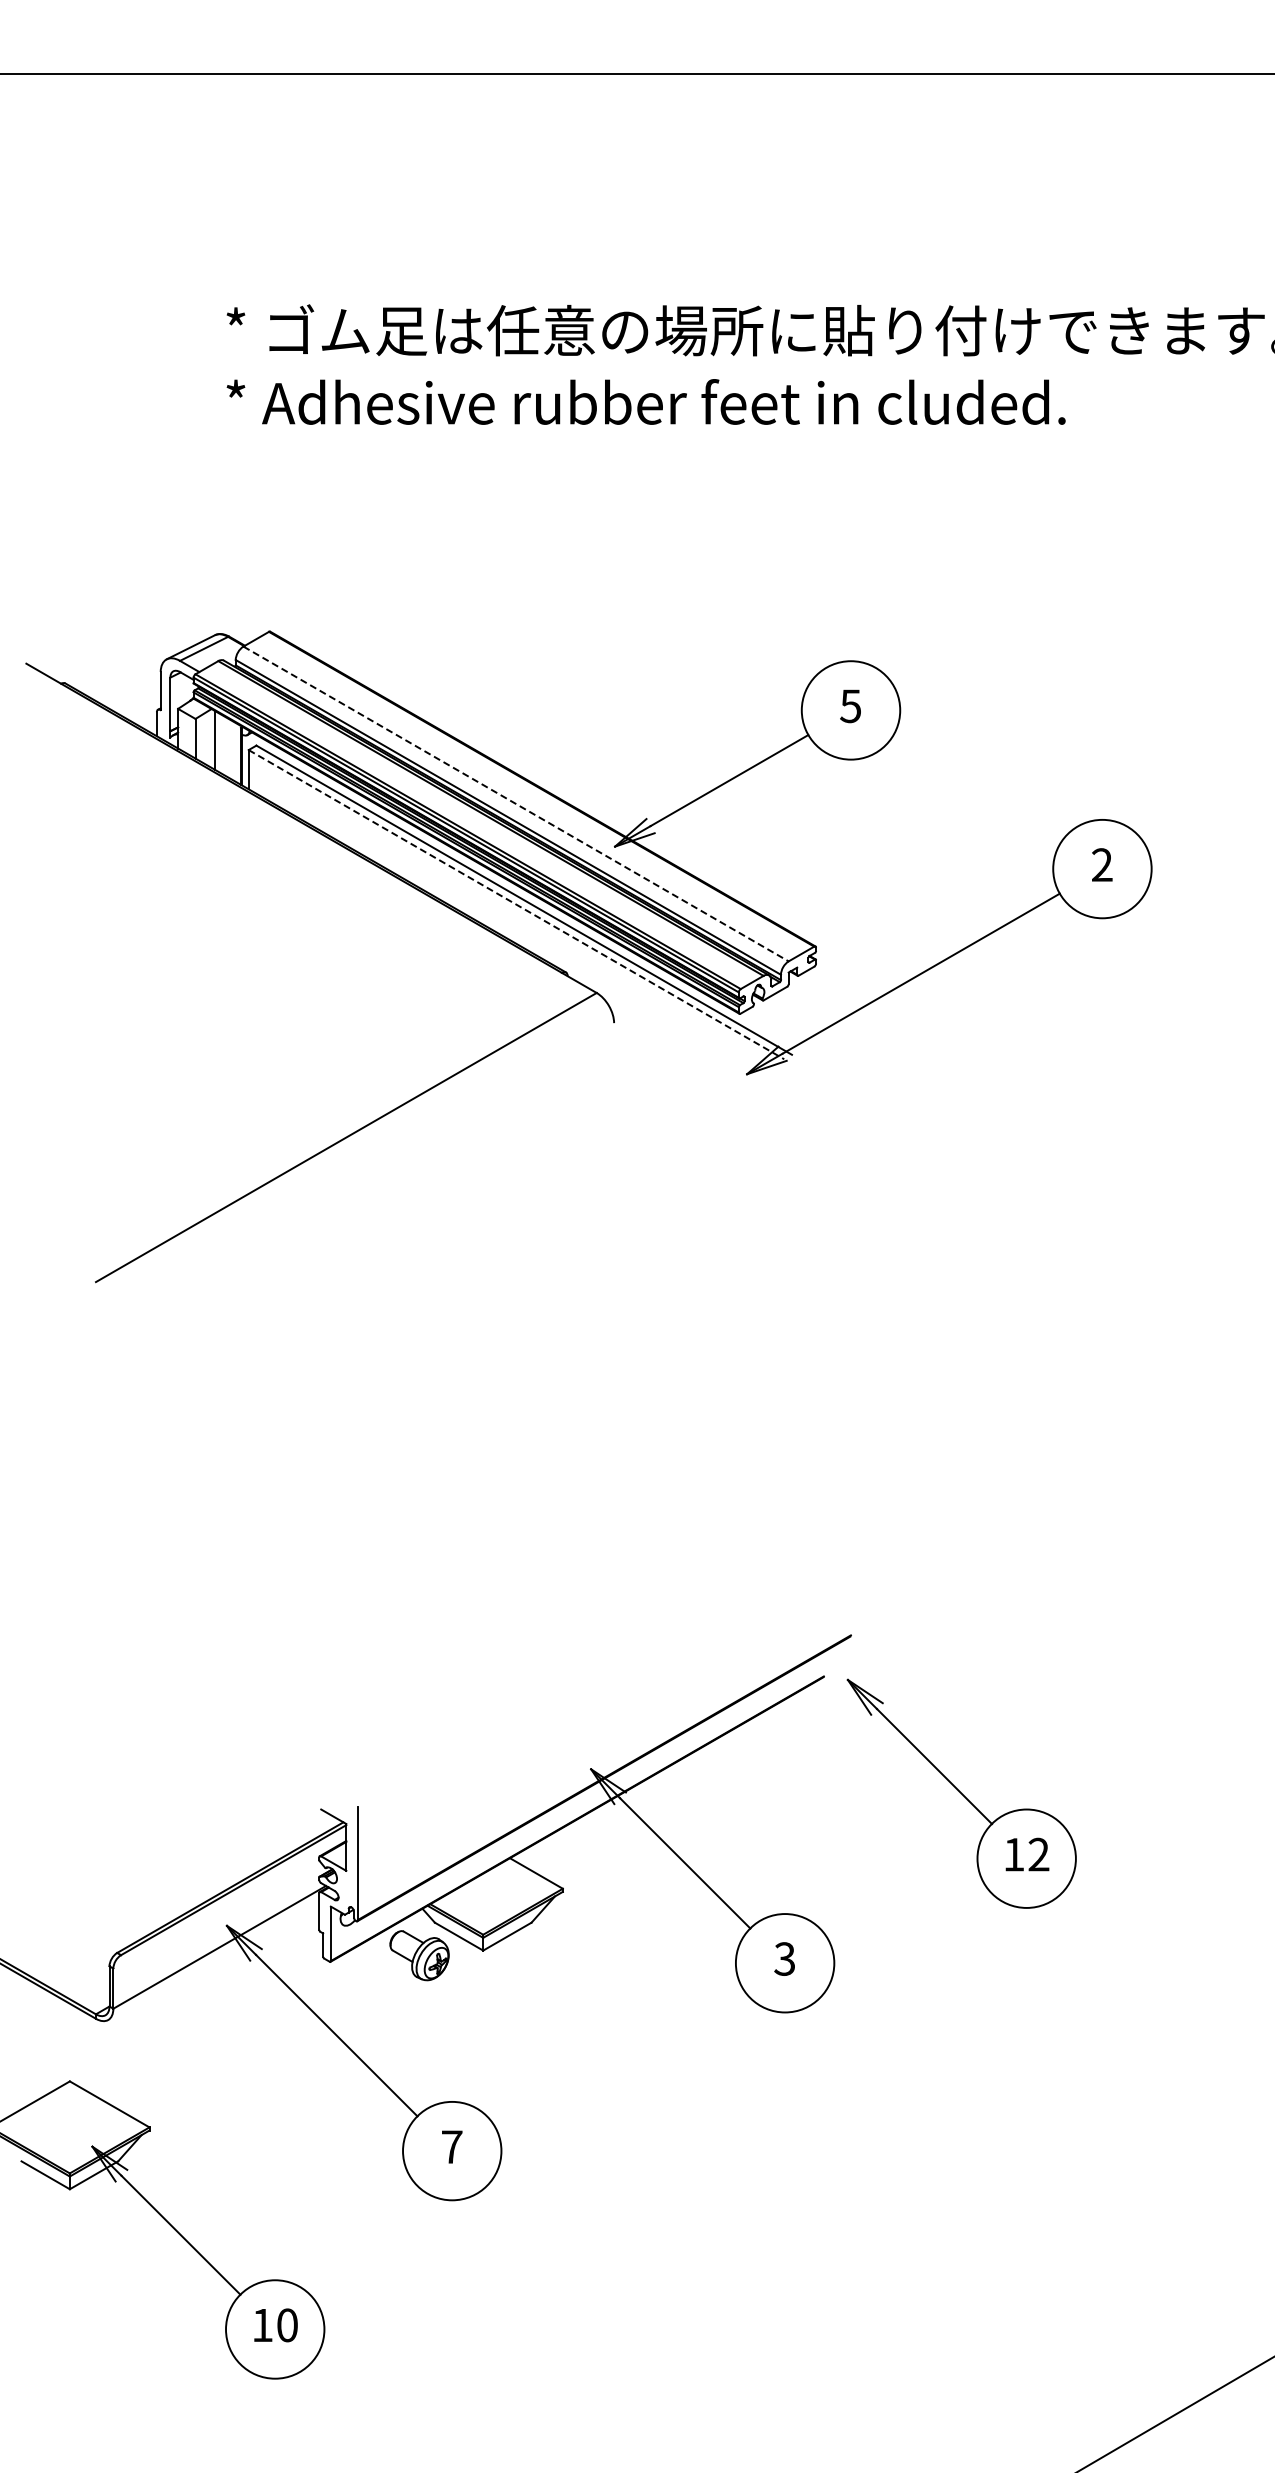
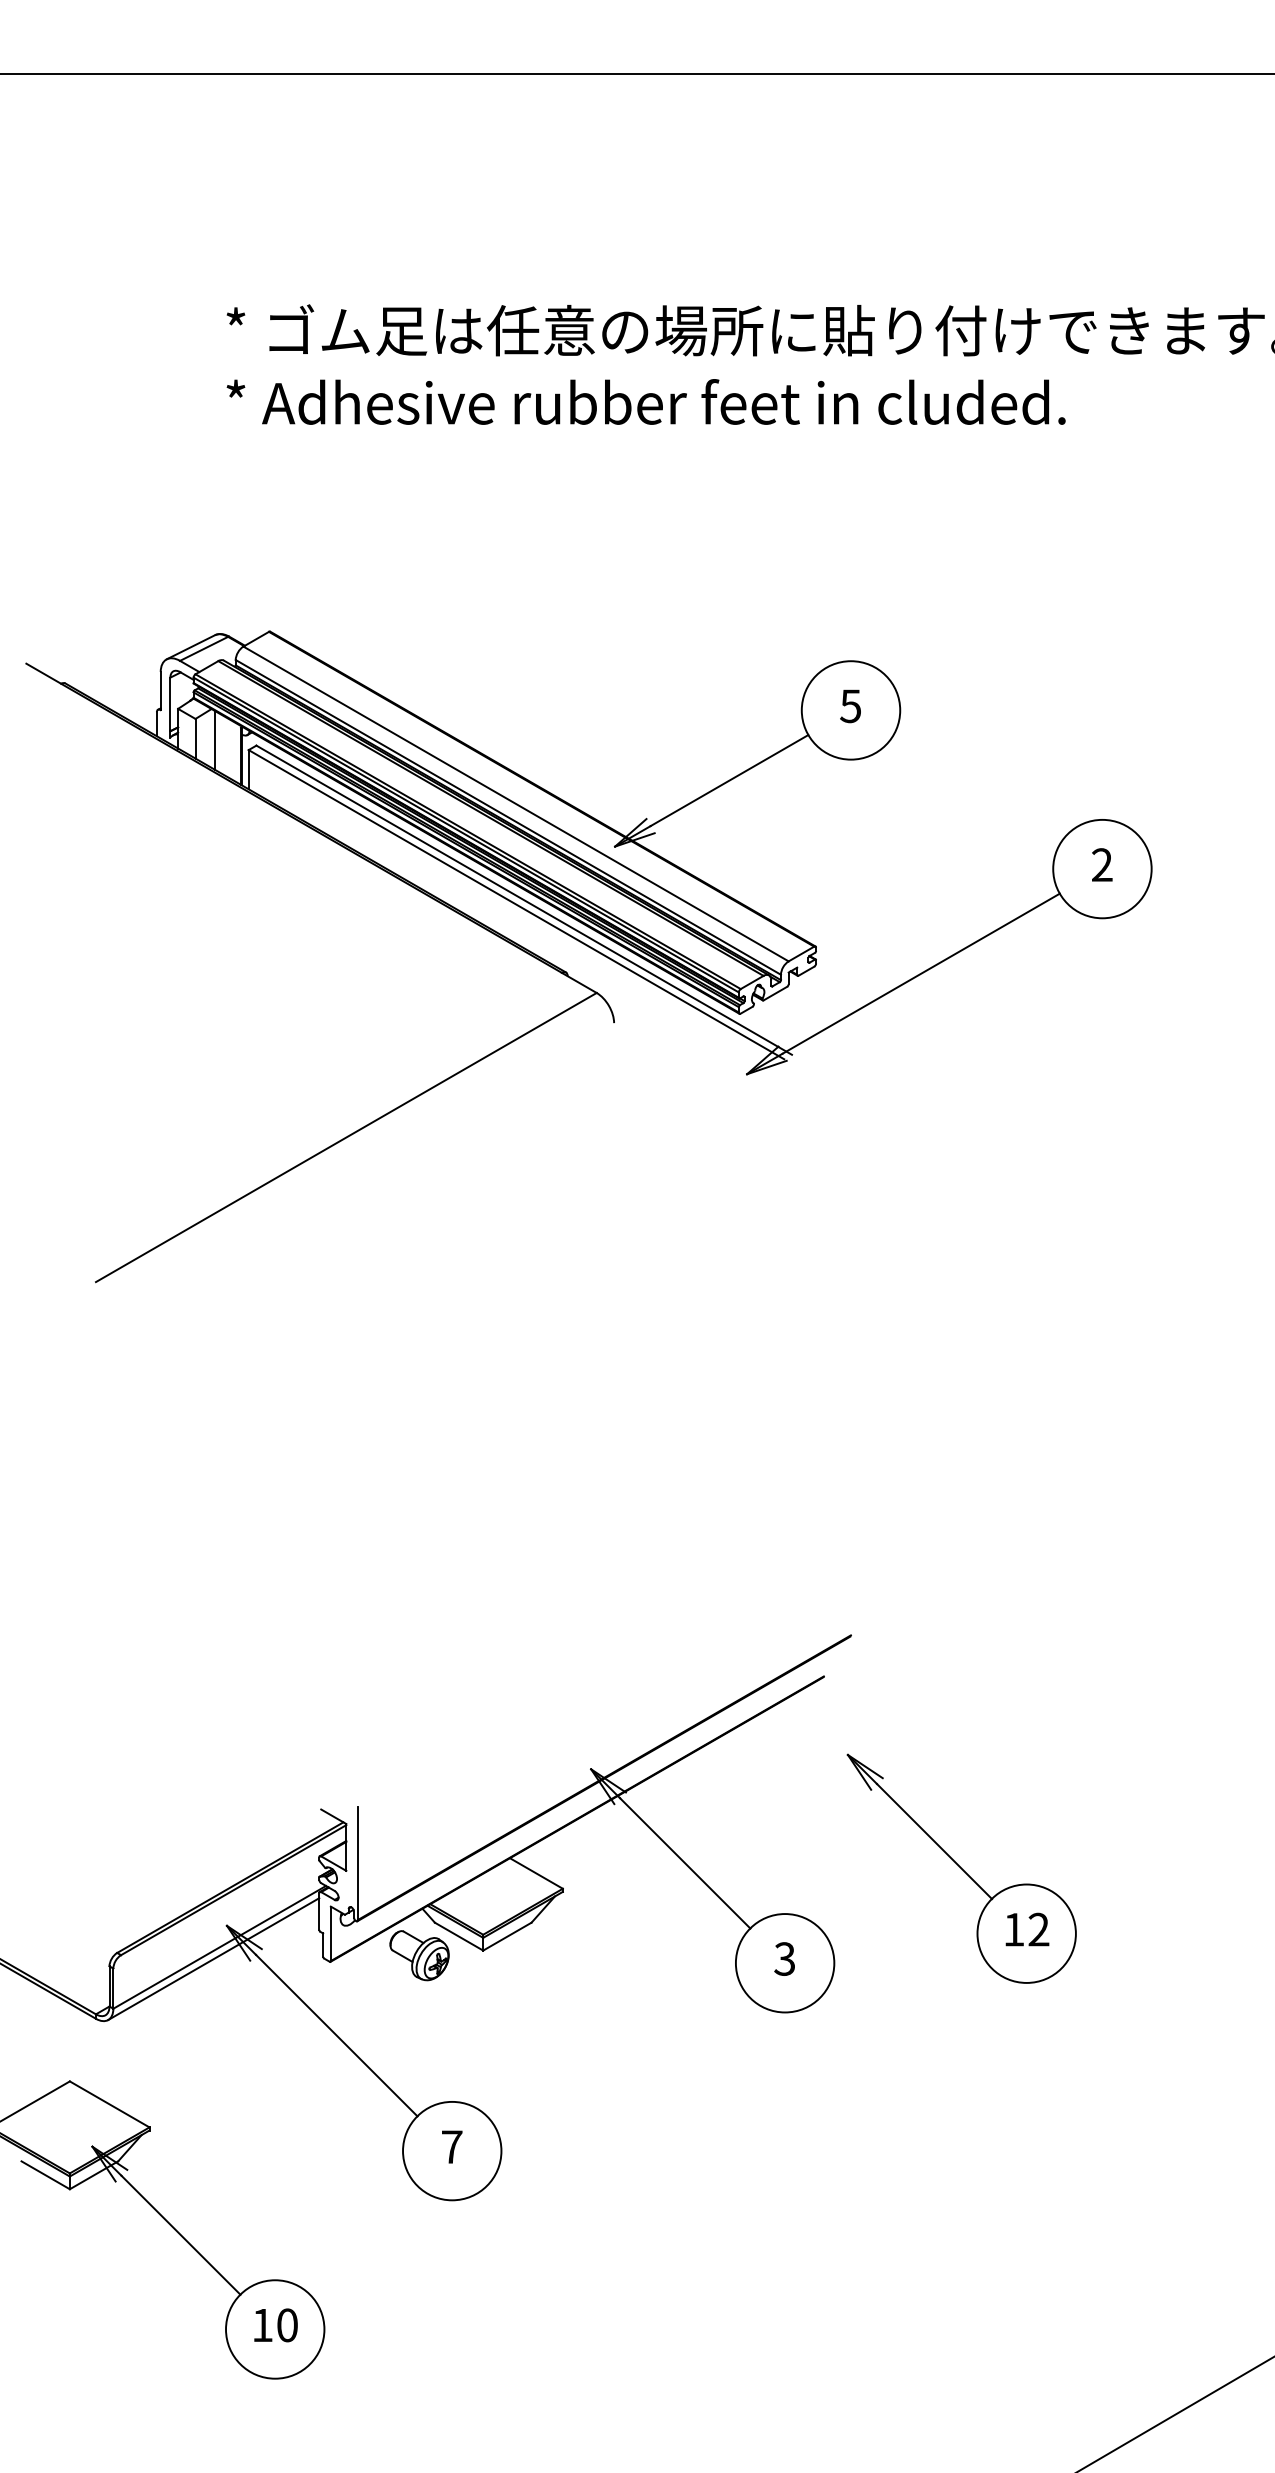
line: dashed -> solid (516, 804)
line: dashed -> solid (516, 904)
part position: (961, 1793) -> (961, 1868) (961, 1868)
line: none -> present (213, 1959)
